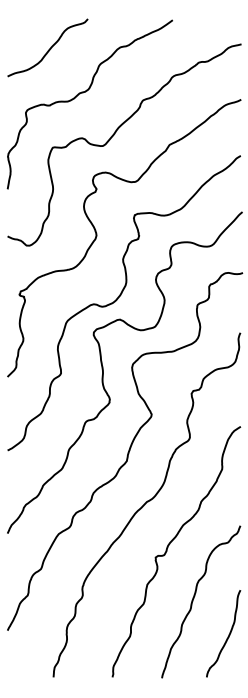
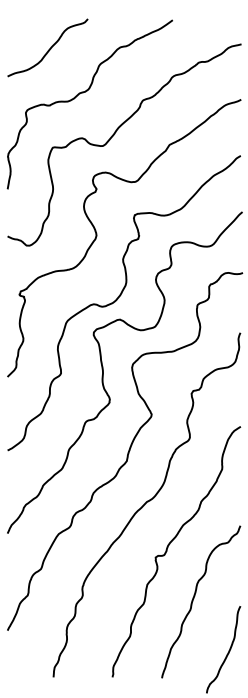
curve position: (227, 636) -> (227, 652) (227, 652)
